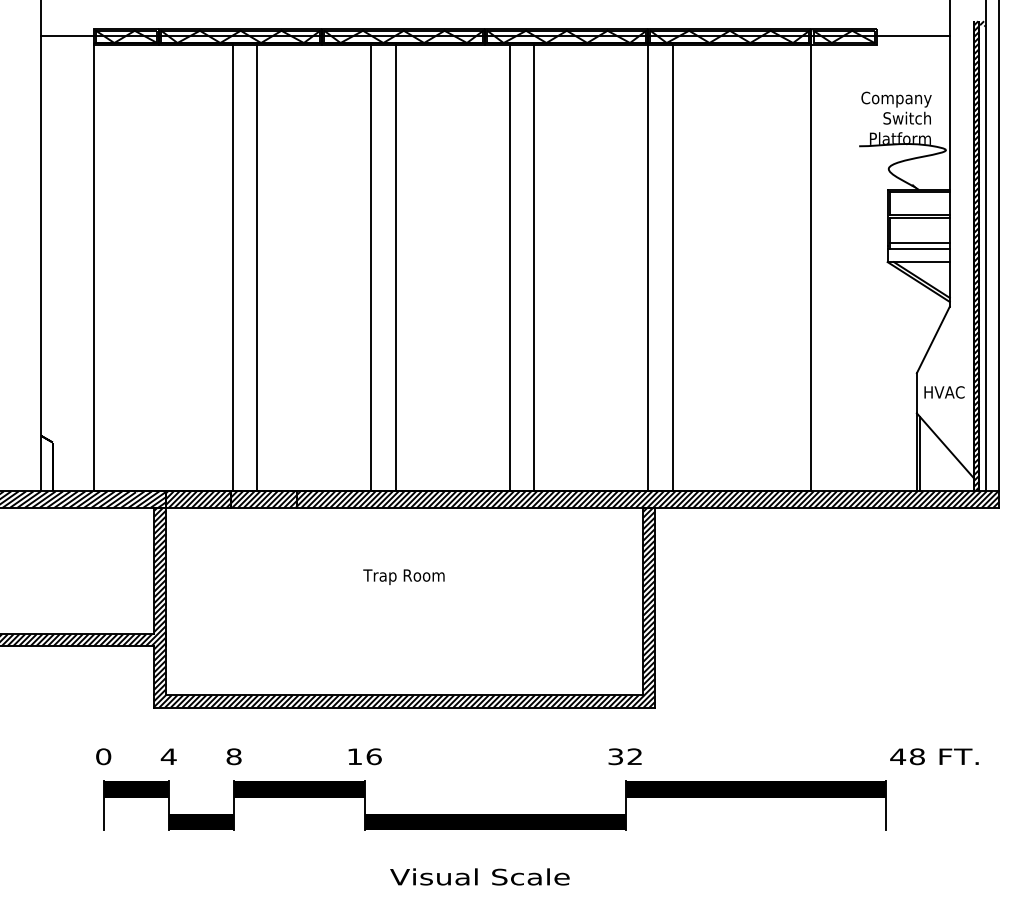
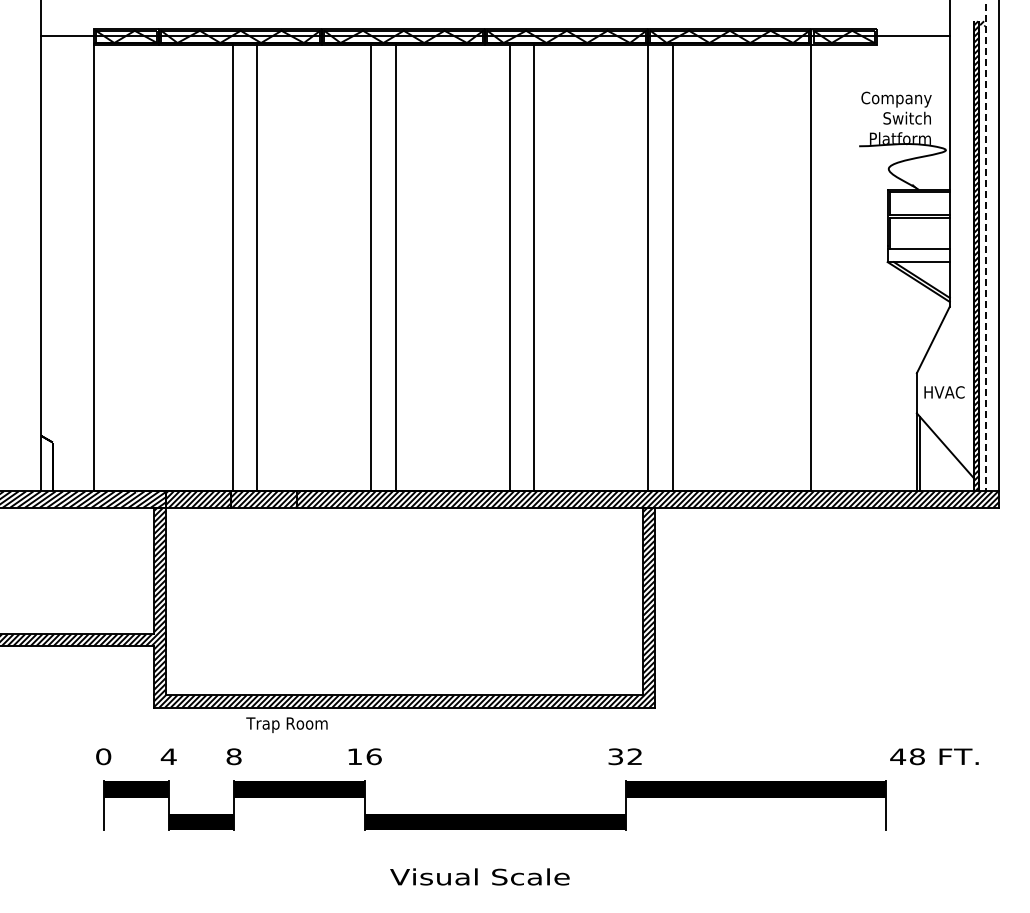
line: present -> none (919, 243)
line: solid -> dashed (985, 246)
text position: (403, 576) -> (286, 724) (286, 724)
